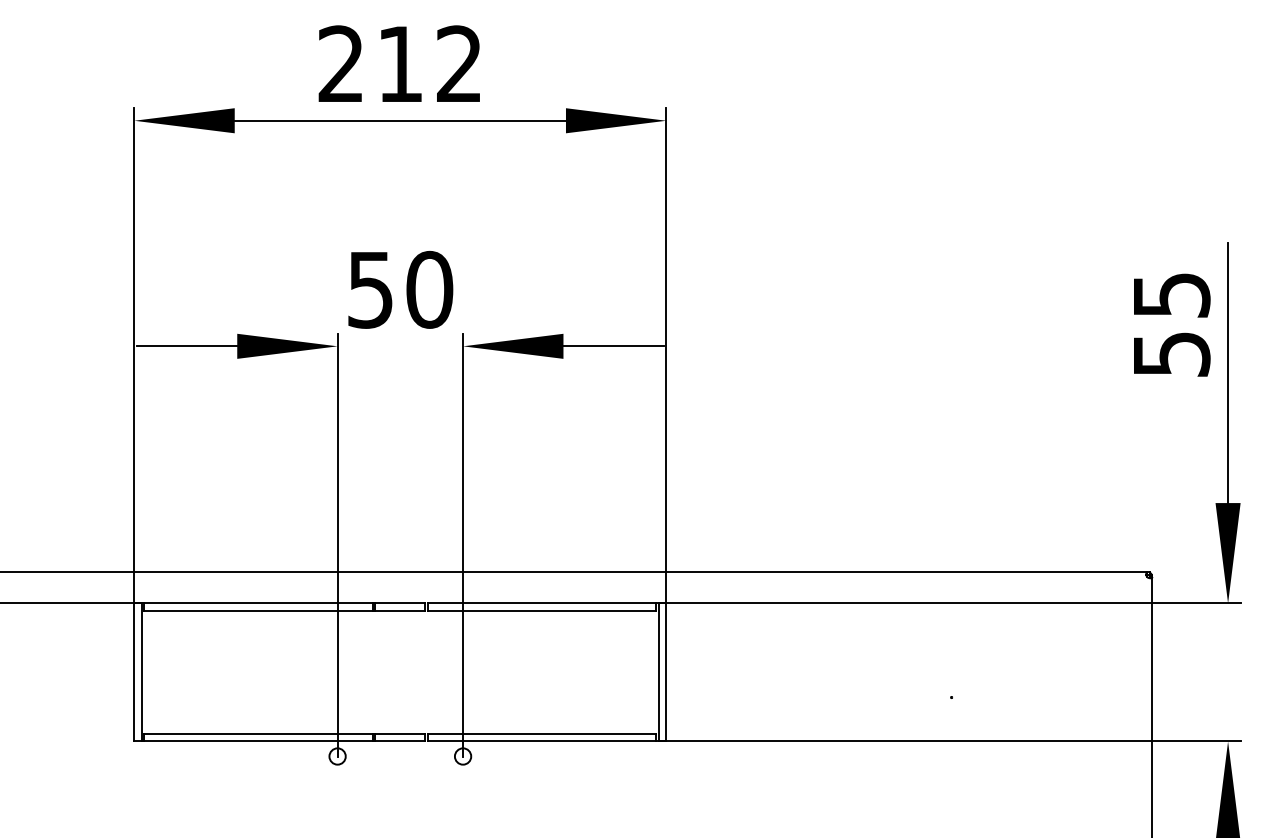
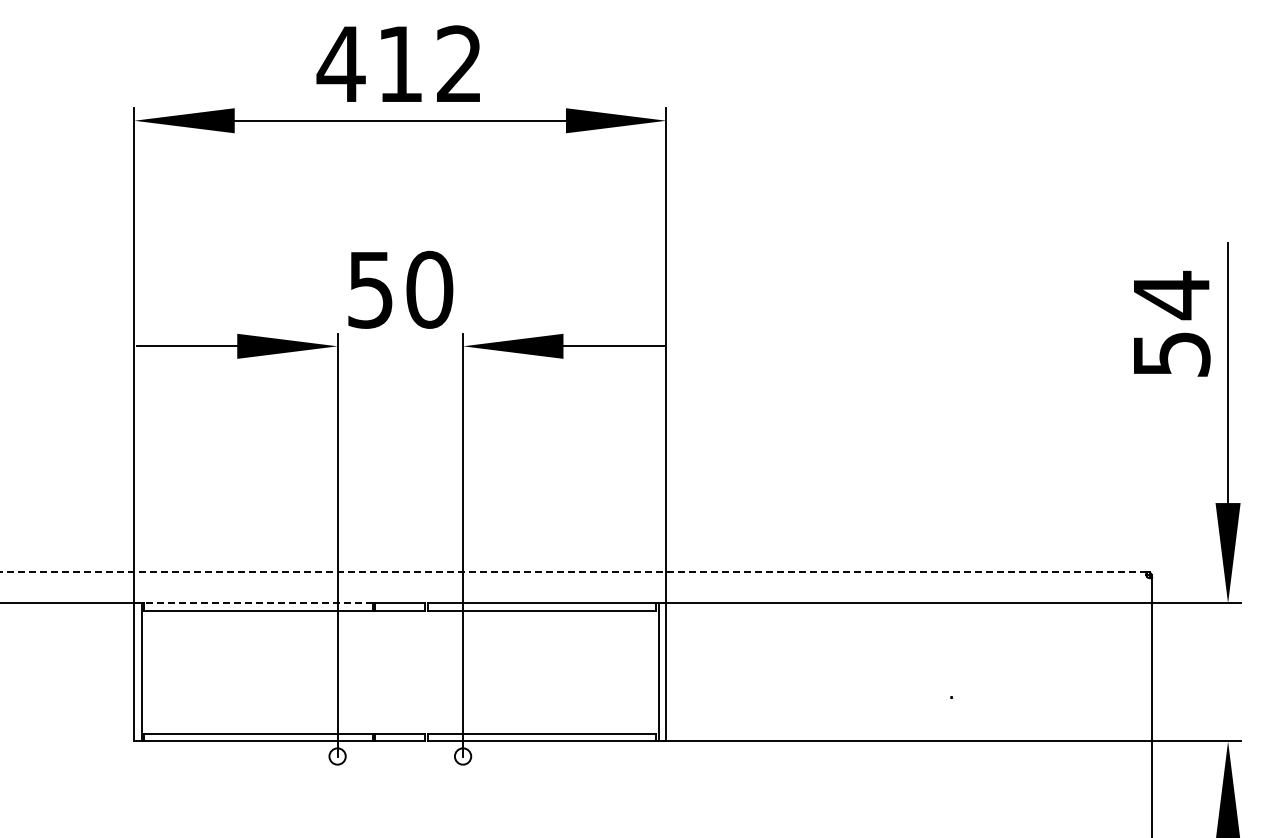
text: 212 -> 412 (340, 63)
text: 55 -> 54 (1172, 295)
line: solid -> dashed (573, 572)
line: solid -> dashed (258, 603)
